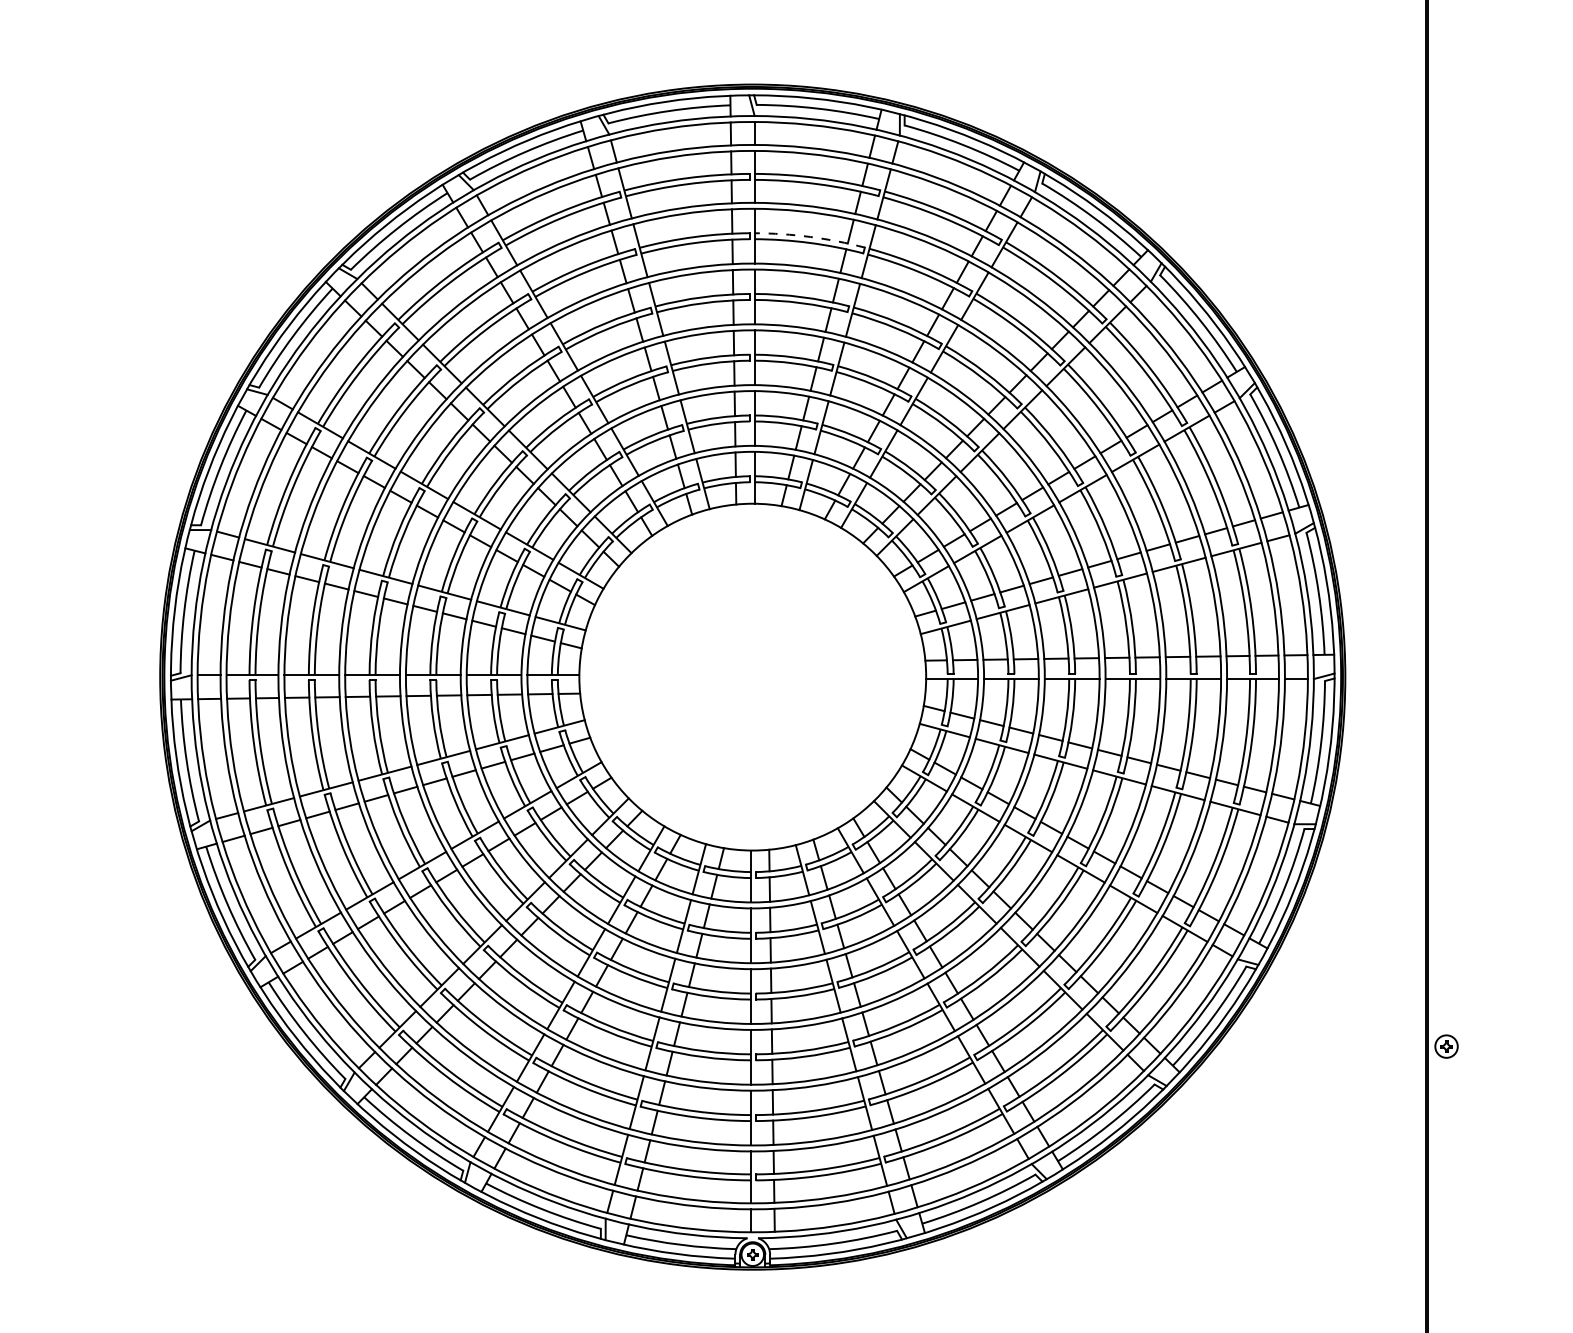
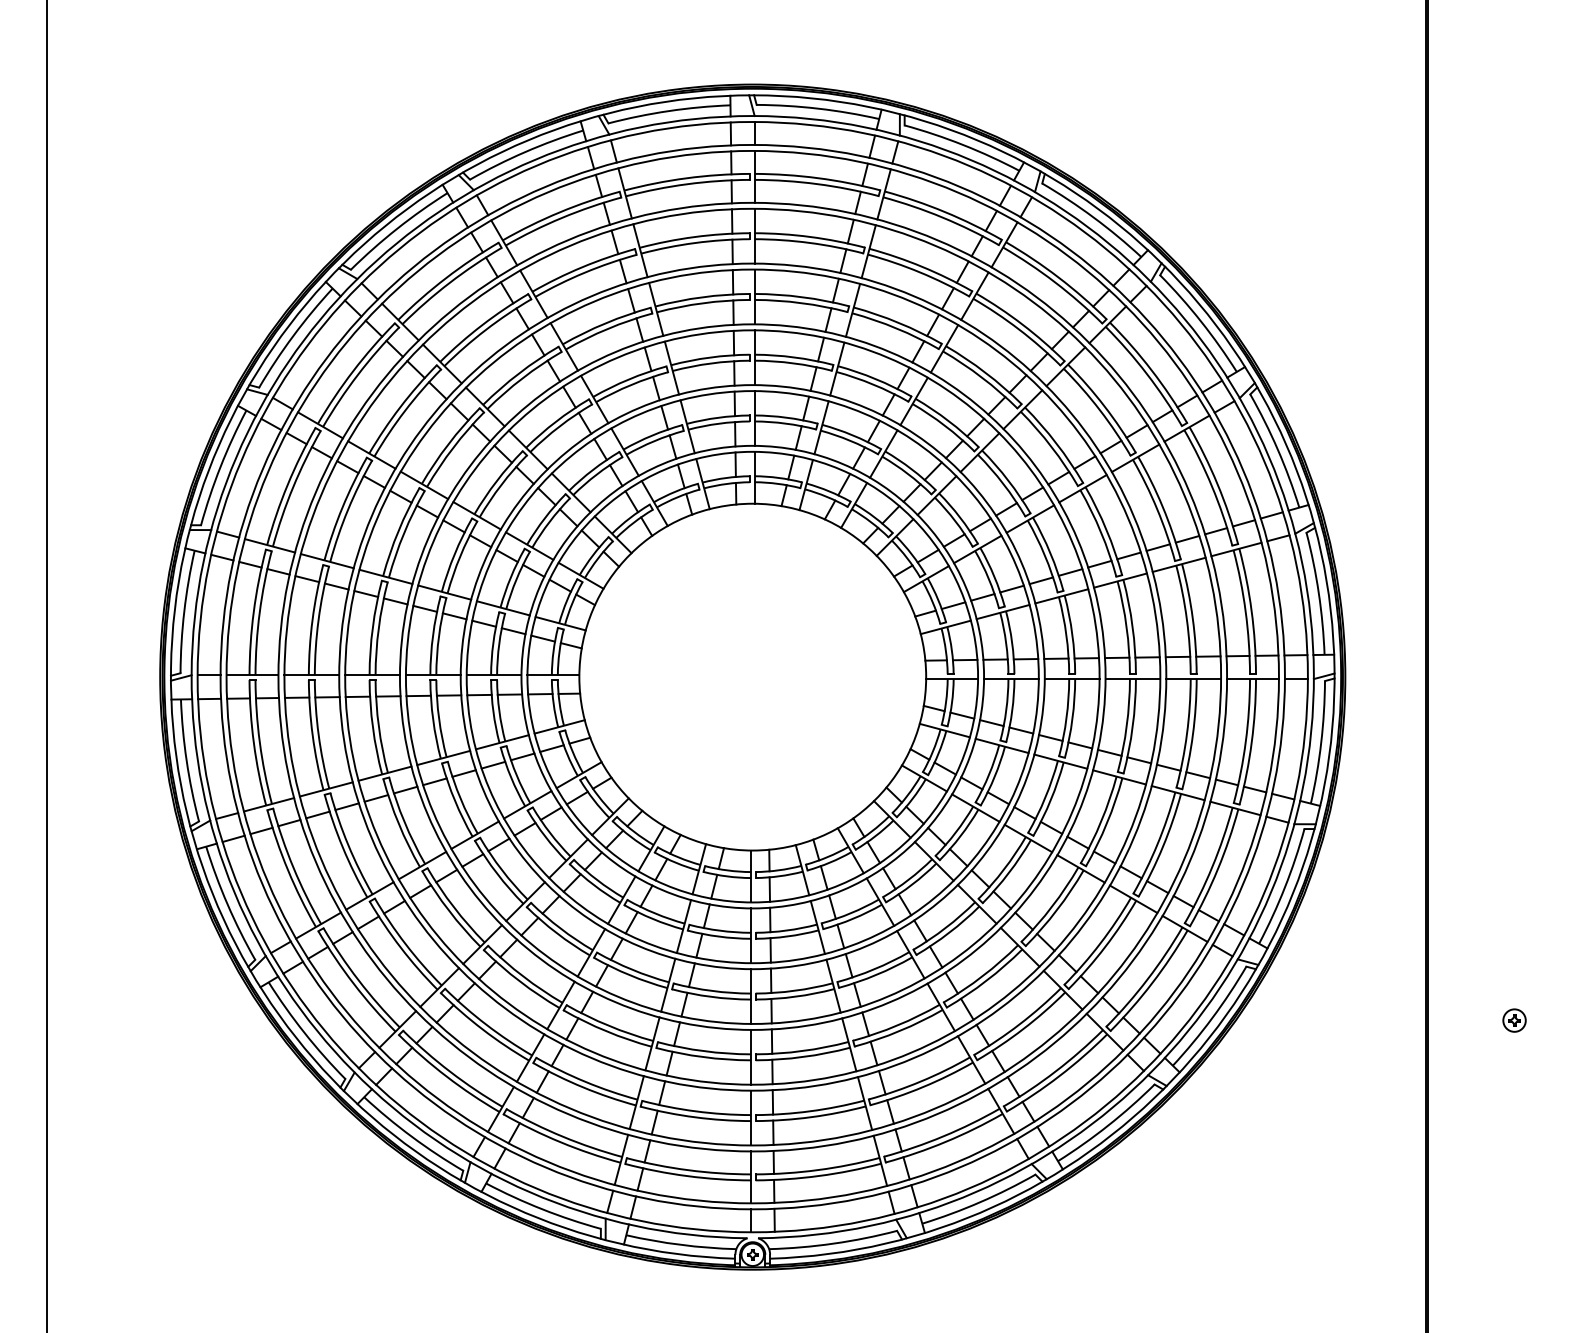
arc: dashed -> solid (810, 236)
line: none -> present (47, 665)
part position: (1446, 1046) -> (1514, 1020) (1514, 1020)
